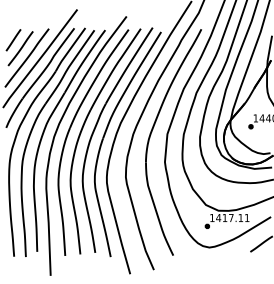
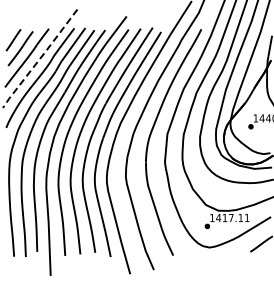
line: solid -> dashed (39, 59)
